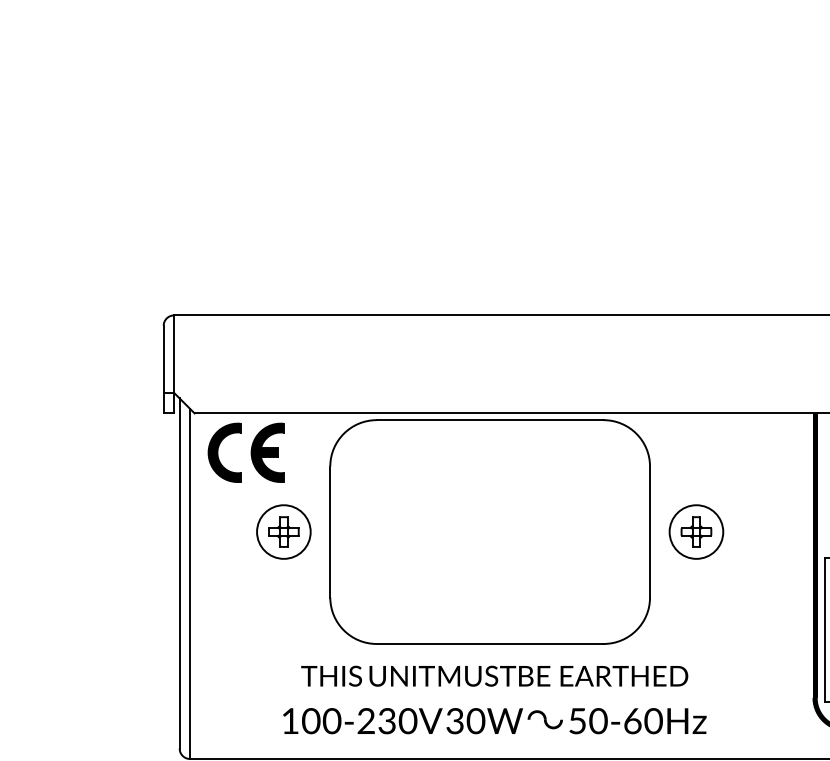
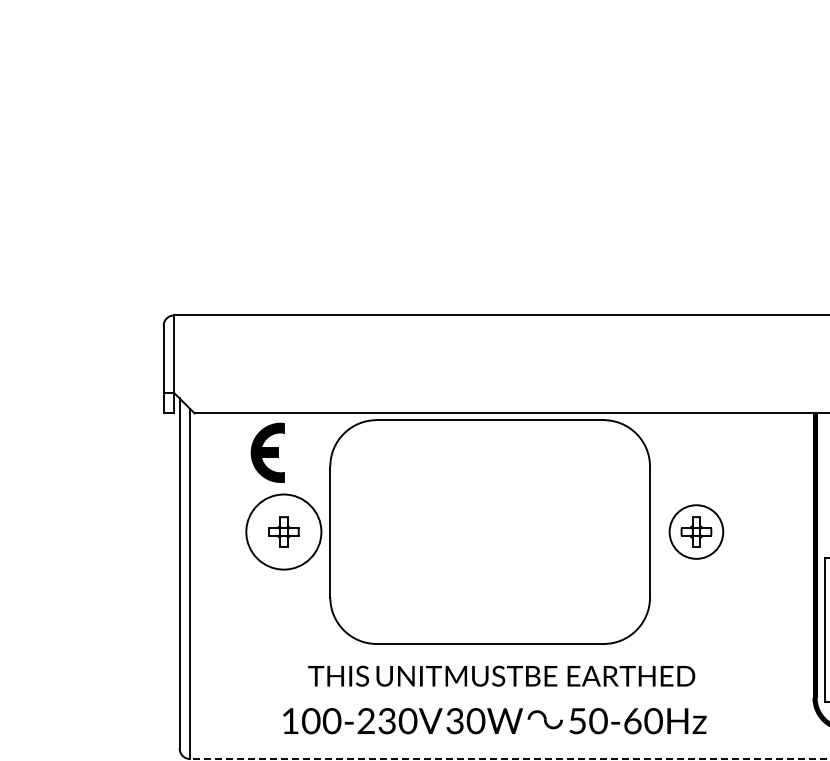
part: present -> none (224, 452)
circle diameter: 54 px -> 75 px (283, 531)
text position: (494, 675) -> (501, 675) (501, 675)
line: solid -> dashed (509, 758)
